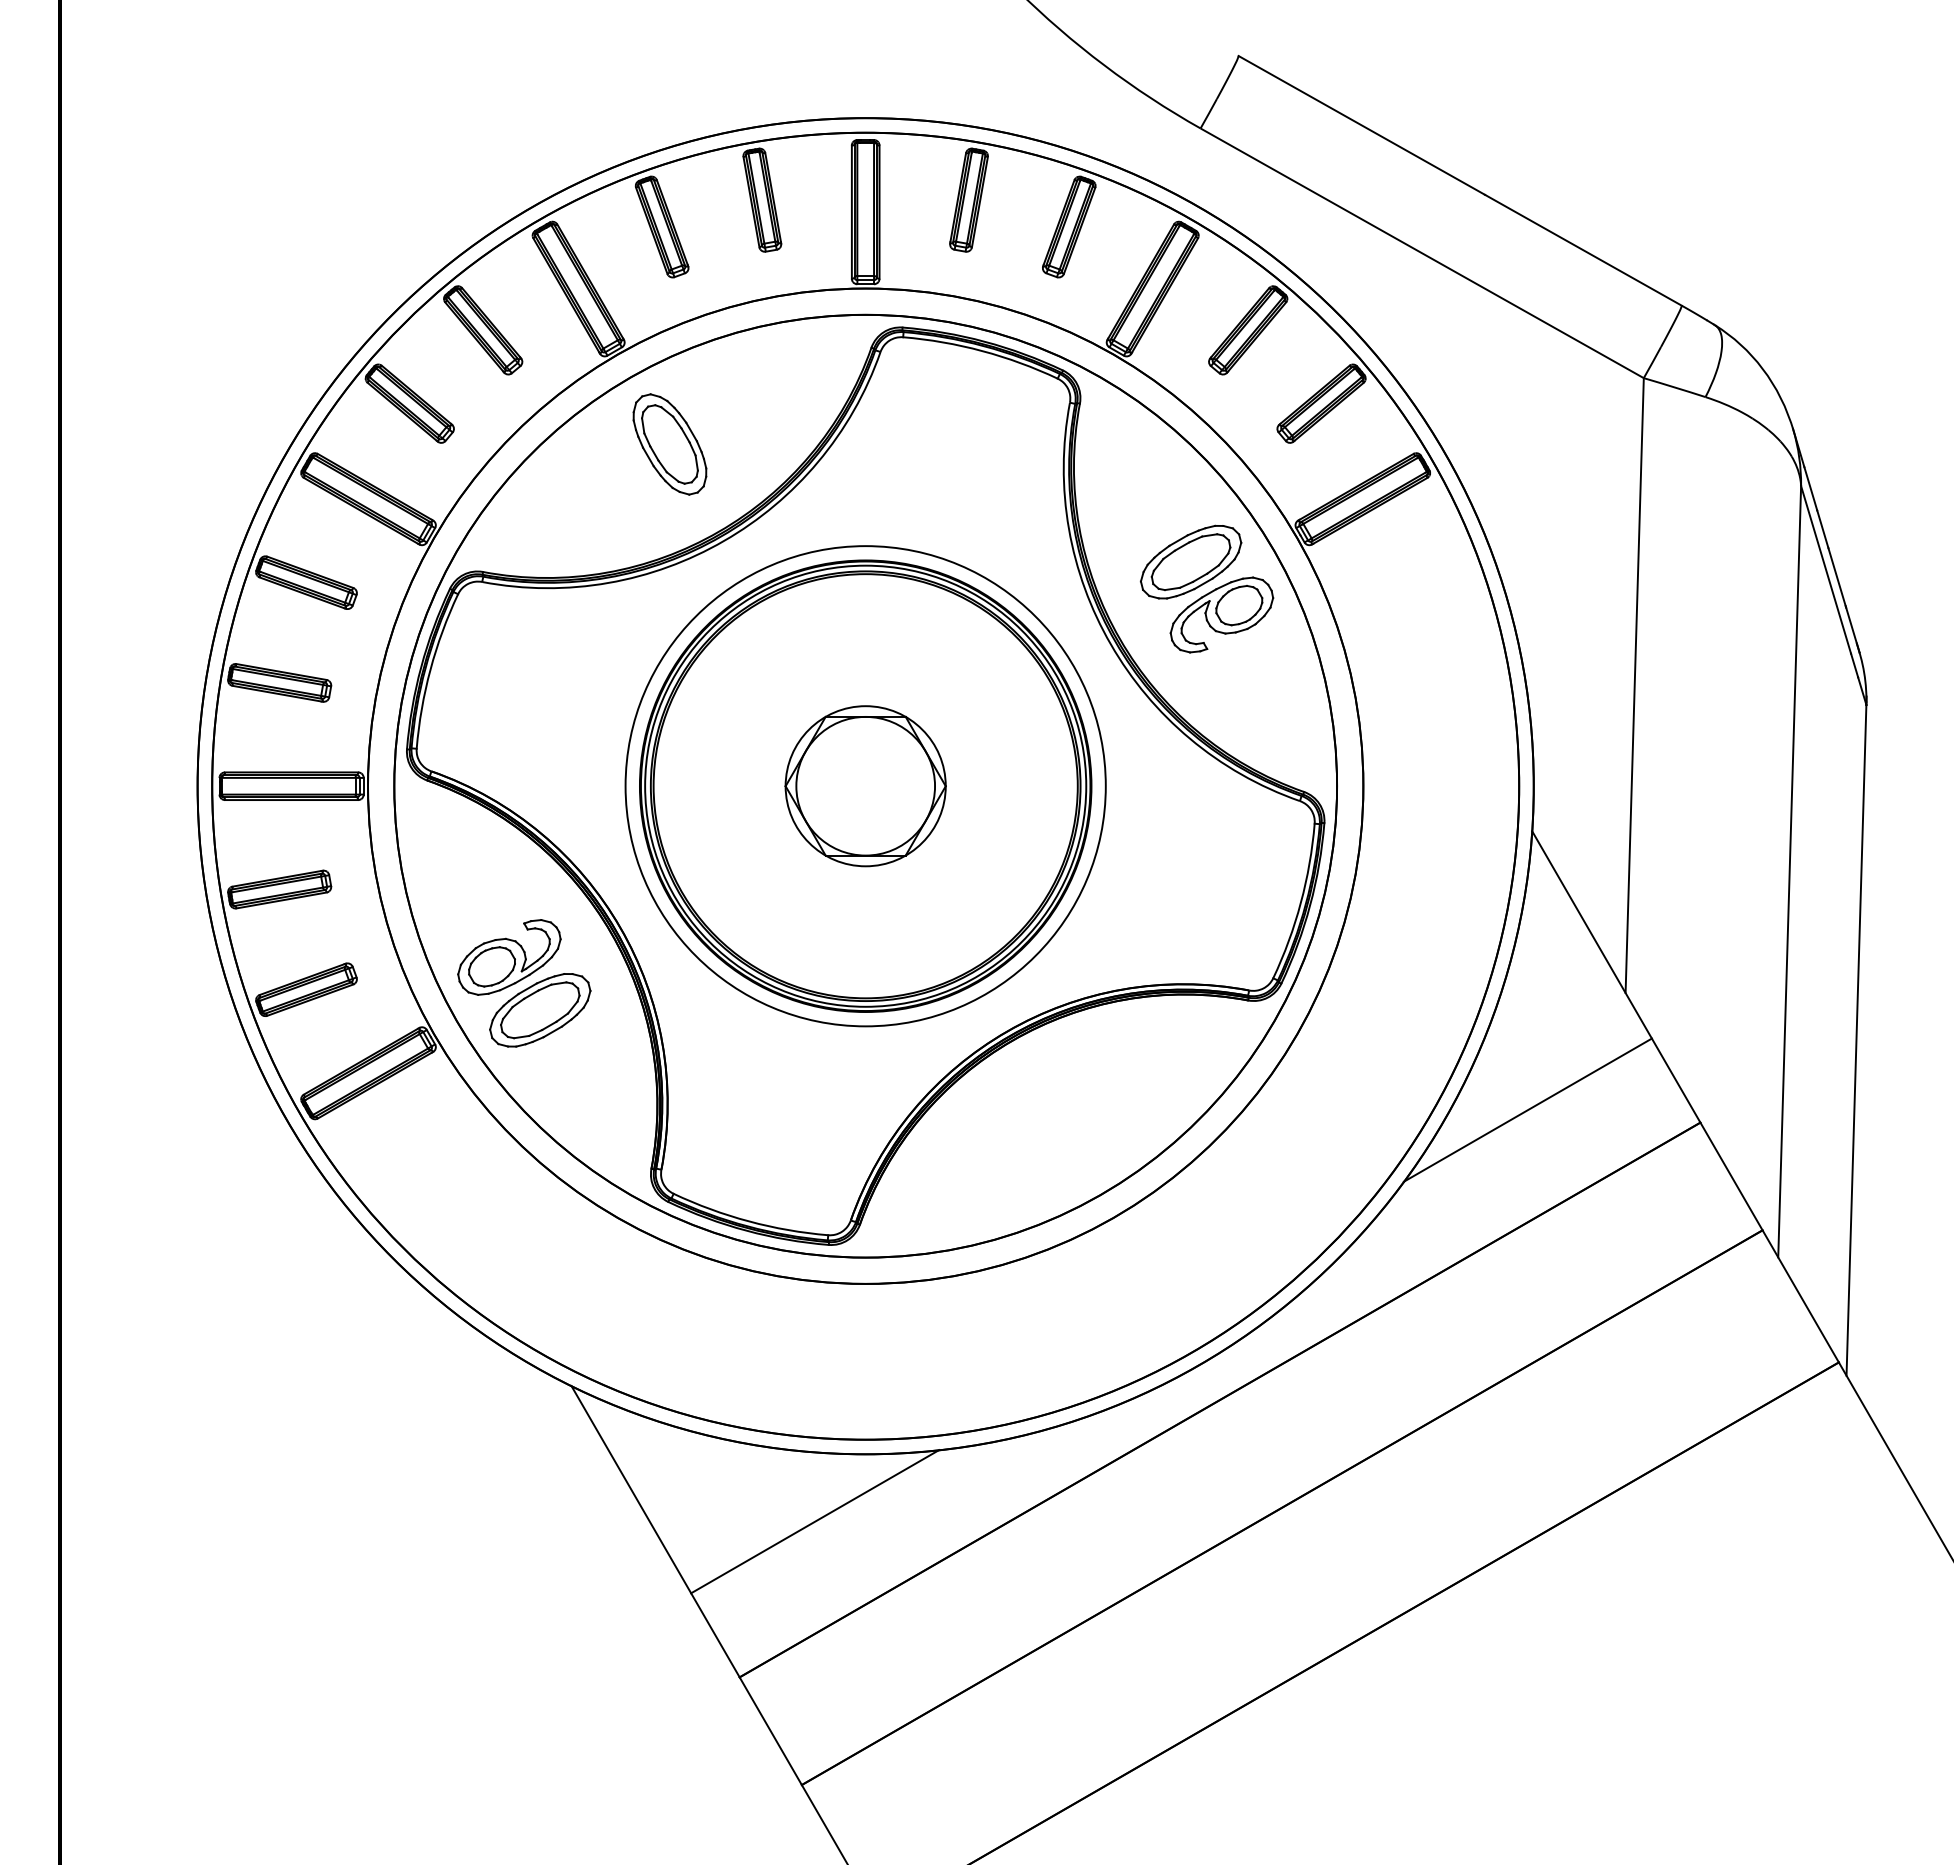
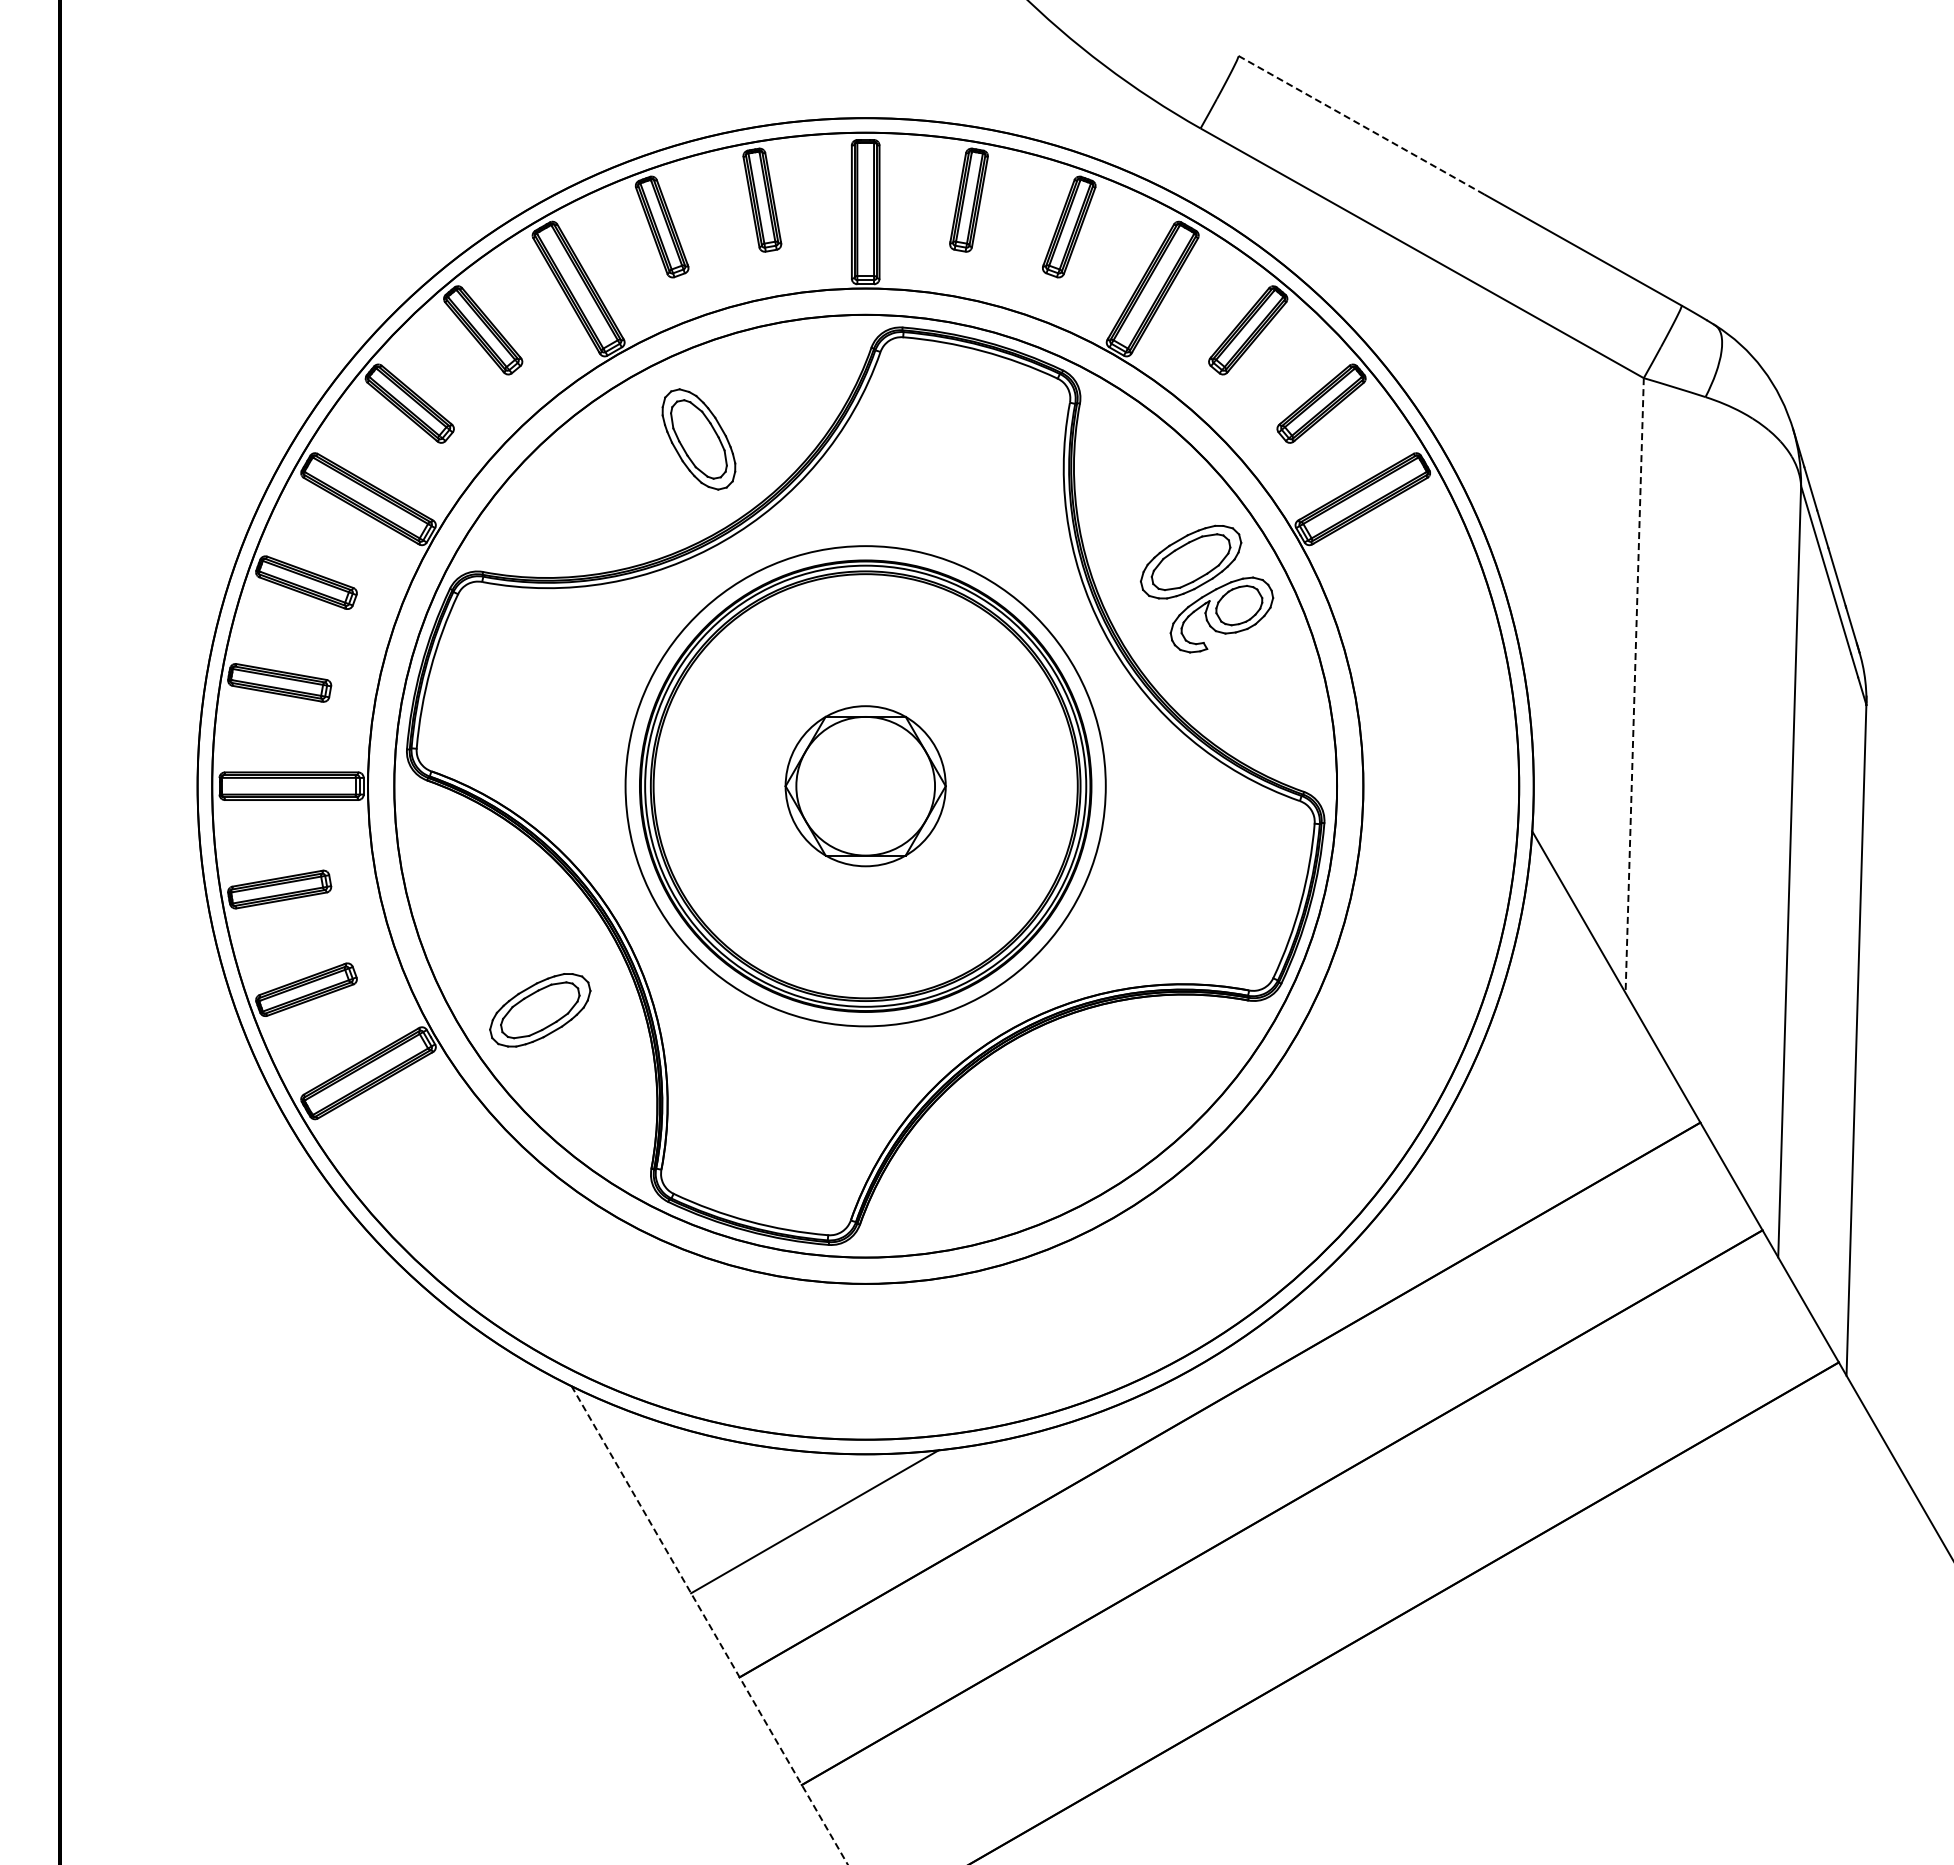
line: solid -> dashed (1362, 125)
part position: (669, 444) -> (698, 439) (698, 439)
line: solid -> dashed (1634, 685)
part: present -> none (509, 957)
line: present -> none (1527, 1109)
line: solid -> dashed (709, 1625)
